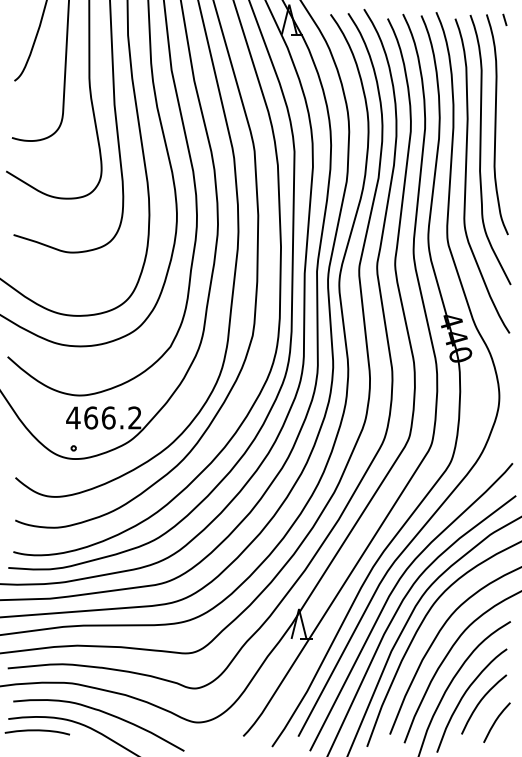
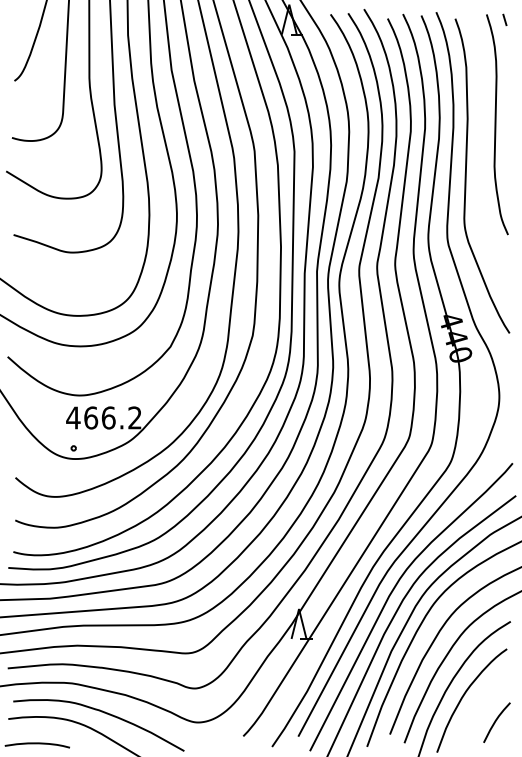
curve: present -> none (481, 150)
curve: present -> none (481, 701)
curve position: (36, 731) -> (36, 744) (36, 744)
